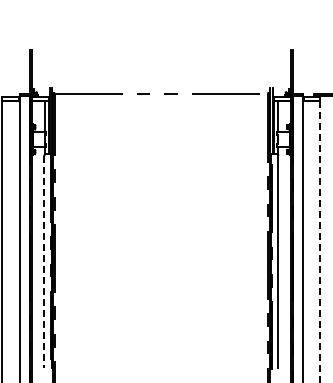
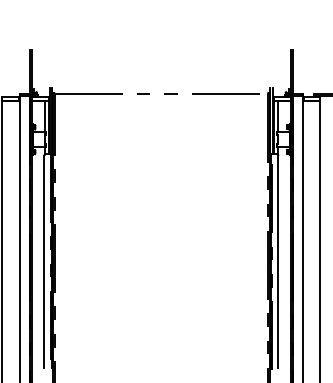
line: dashed -> solid (320, 241)
line: dashed -> solid (44, 261)
